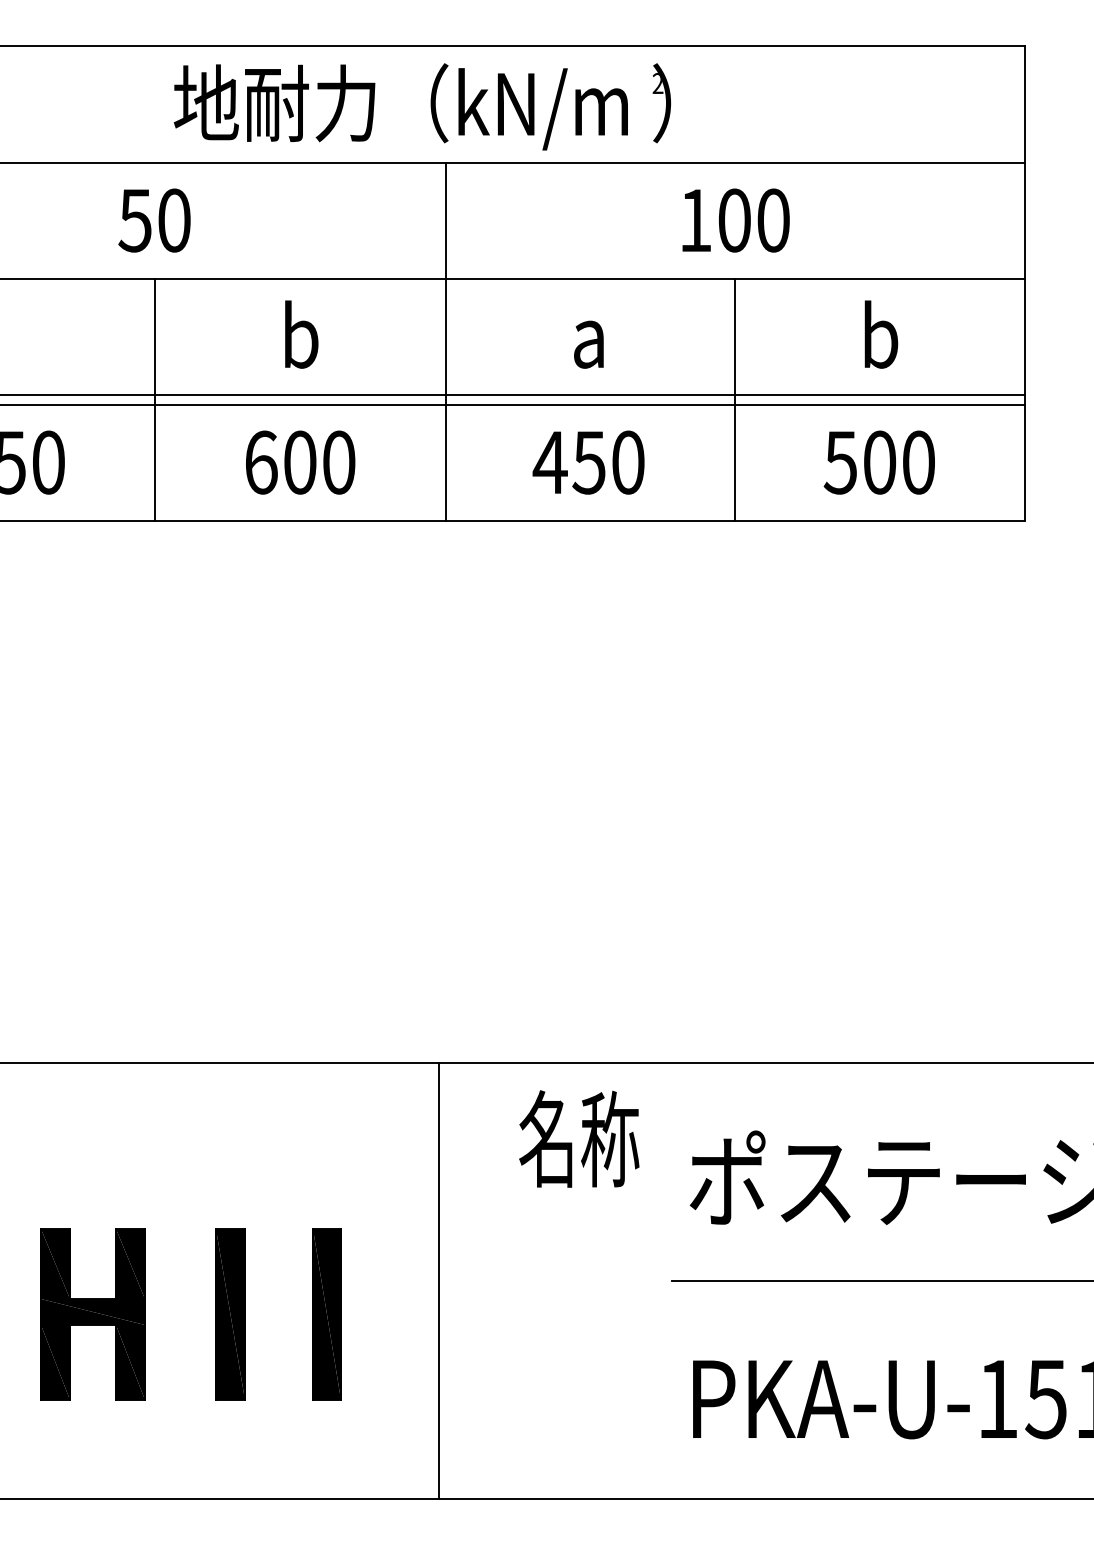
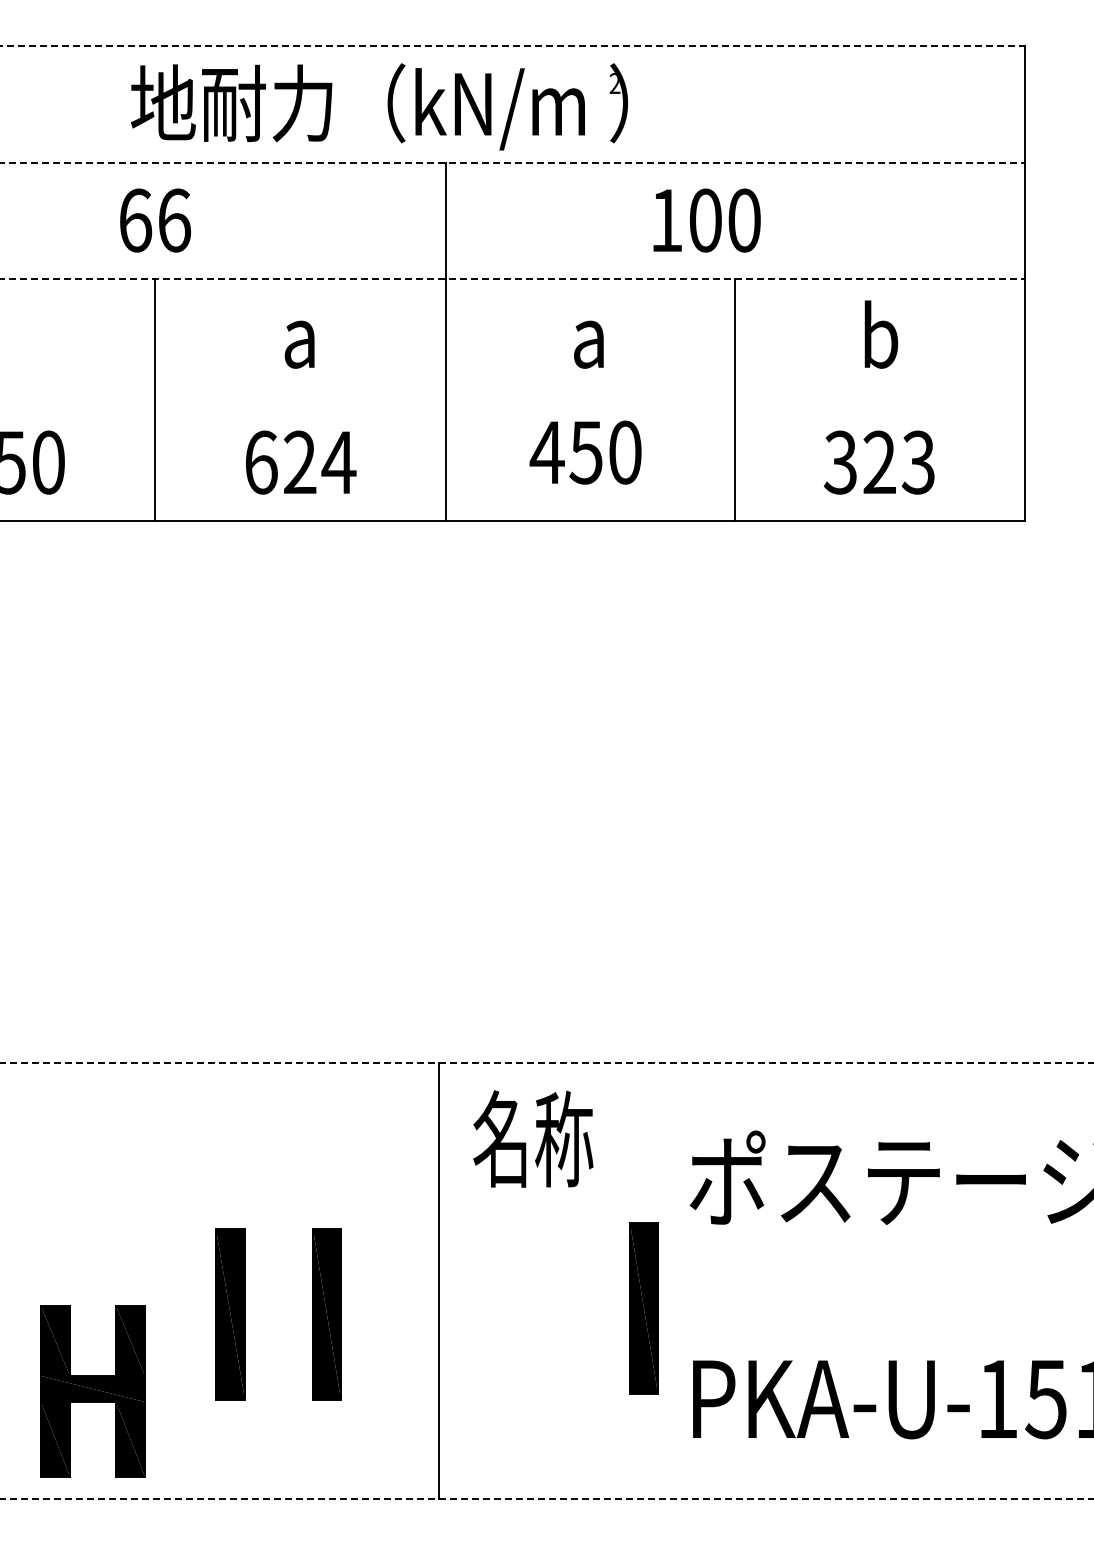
line: solid -> dashed (513, 46)
text position: (421, 106) -> (378, 106) (378, 106)
line: solid -> dashed (513, 162)
text: 50 -> 66 (154, 220)
text position: (735, 220) -> (706, 220) (706, 220)
line: solid -> dashed (513, 278)
text: b -> a (301, 334)
line: present -> none (513, 394)
line: present -> none (513, 404)
text: 600 -> 624 (320, 462)
text position: (588, 462) -> (585, 452) (585, 452)
text: 500 -> 323 (878, 462)
line: solid -> dashed (546, 1062)
text position: (579, 1138) -> (533, 1138) (533, 1138)
line: present -> none (880, 1280)
part: none -> present (643, 1308)
part position: (92, 1314) -> (92, 1391) (92, 1391)
line: solid -> dashed (546, 1498)
